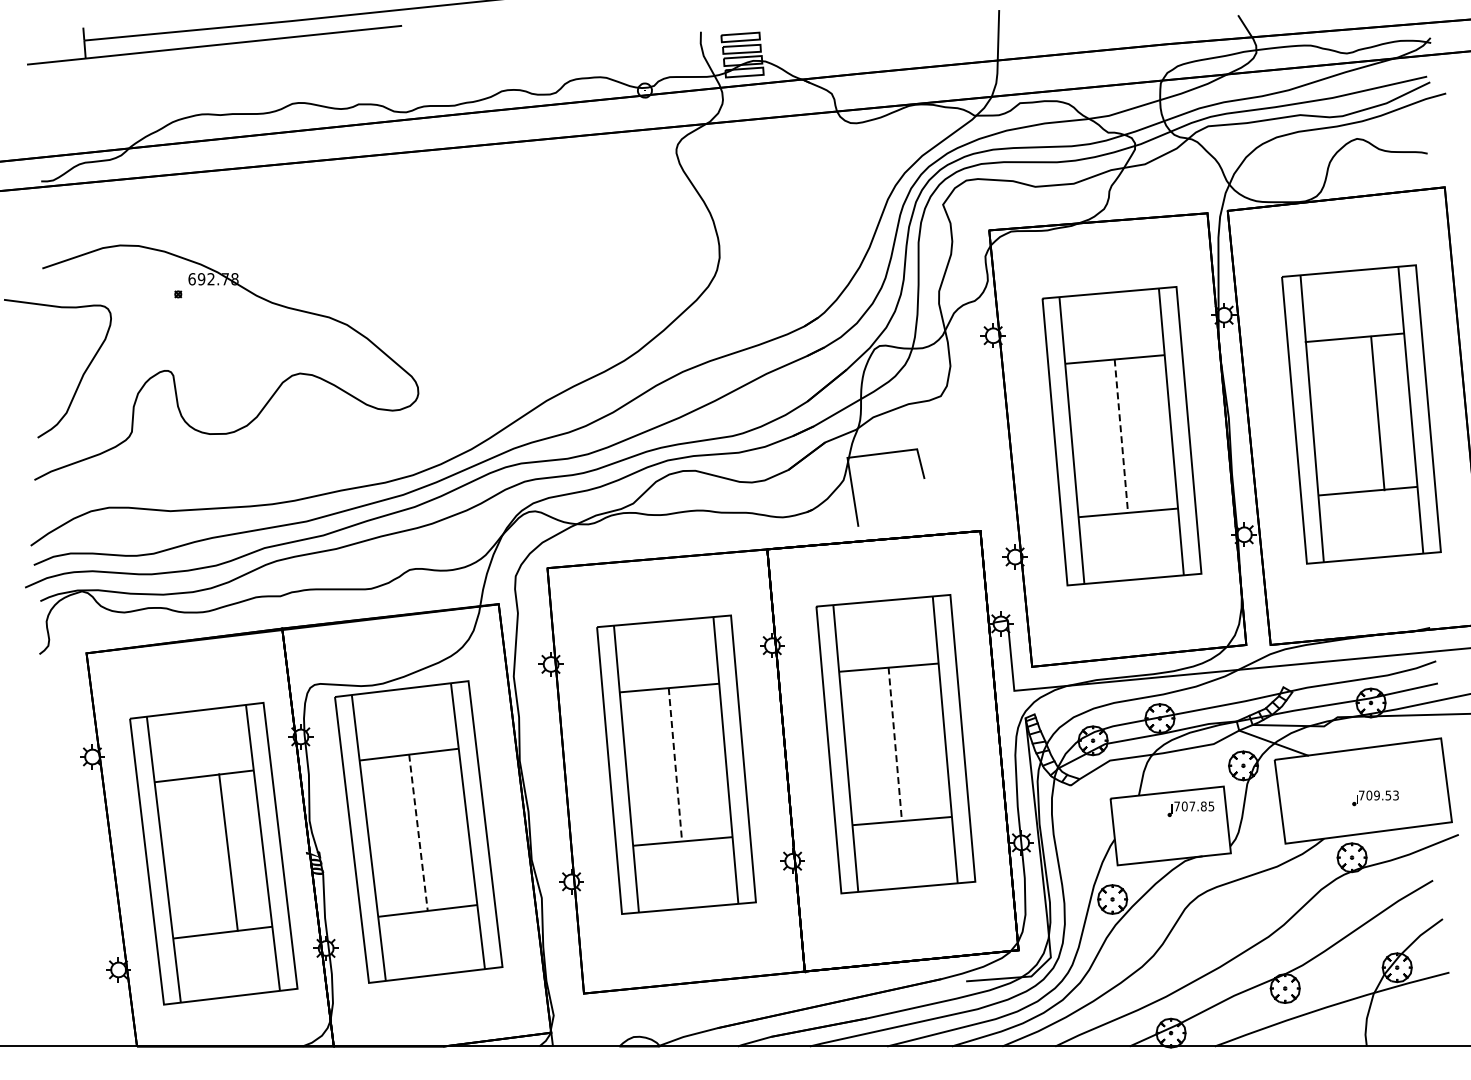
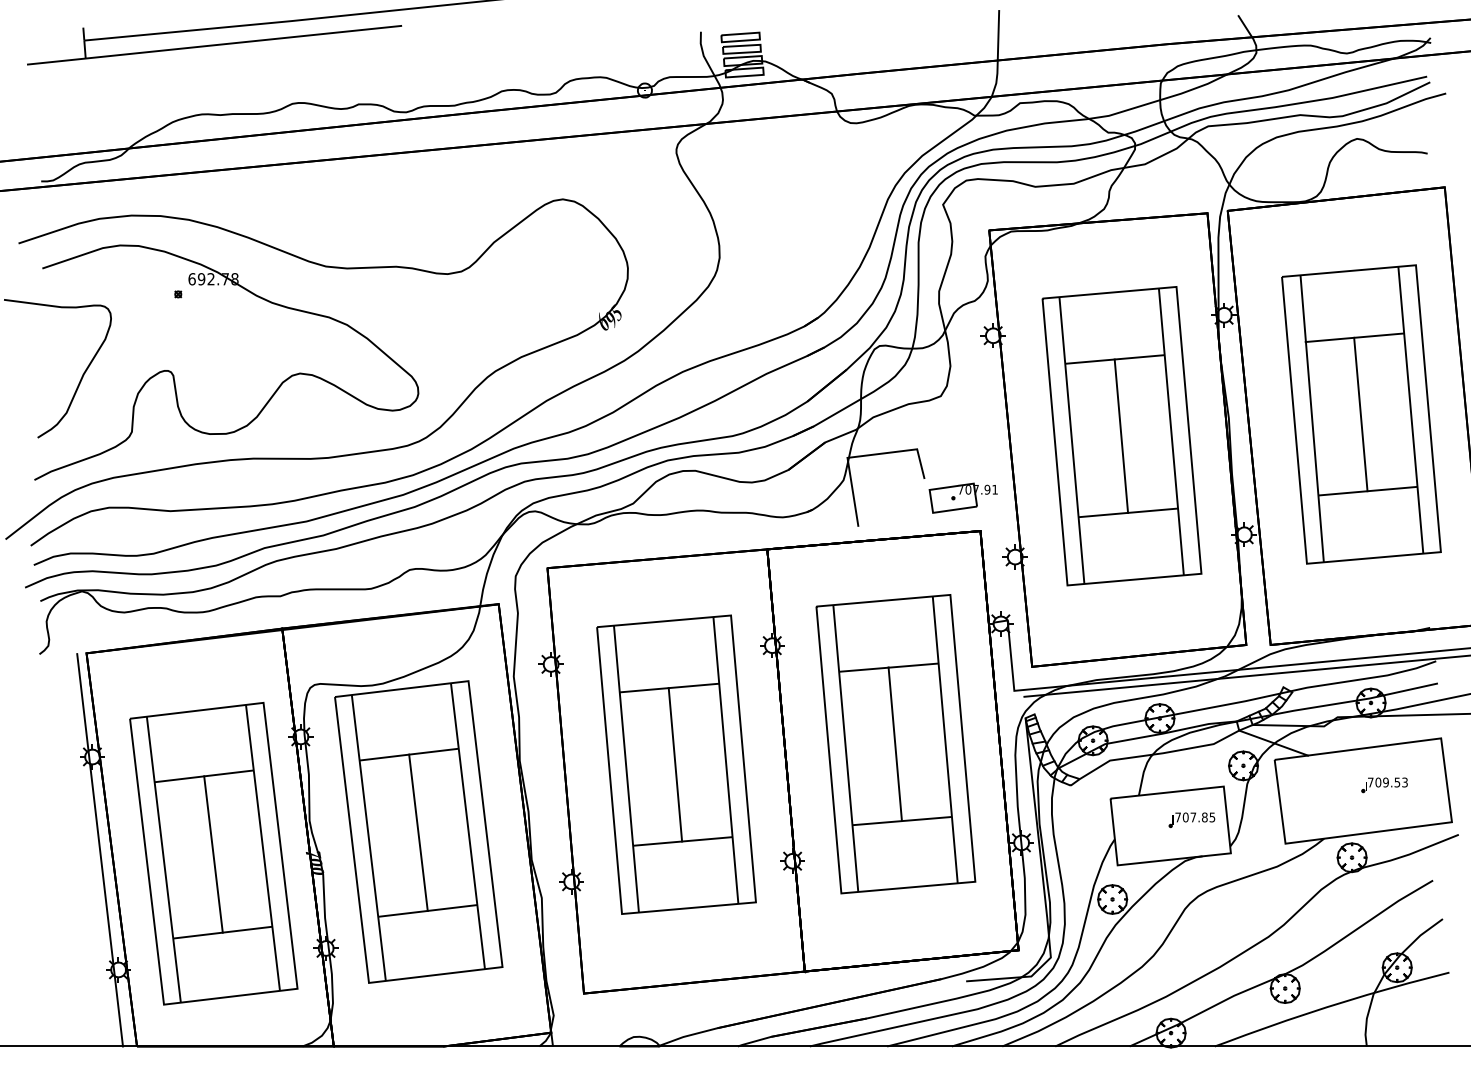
line position: (1377, 413) -> (1360, 414) (1360, 414)
line: dashed -> solid (1121, 436)
part: none -> present (329, 456)
part: none -> present (962, 497)
line: none -> present (1245, 675)
line: dashed -> solid (895, 744)
line: dashed -> solid (675, 764)
part position: (1375, 798) -> (1384, 785) (1384, 785)
part position: (1190, 808) -> (1191, 819) (1191, 819)
line: dashed -> solid (418, 832)
line: none -> present (100, 850)
line position: (228, 852) -> (213, 854) (213, 854)
